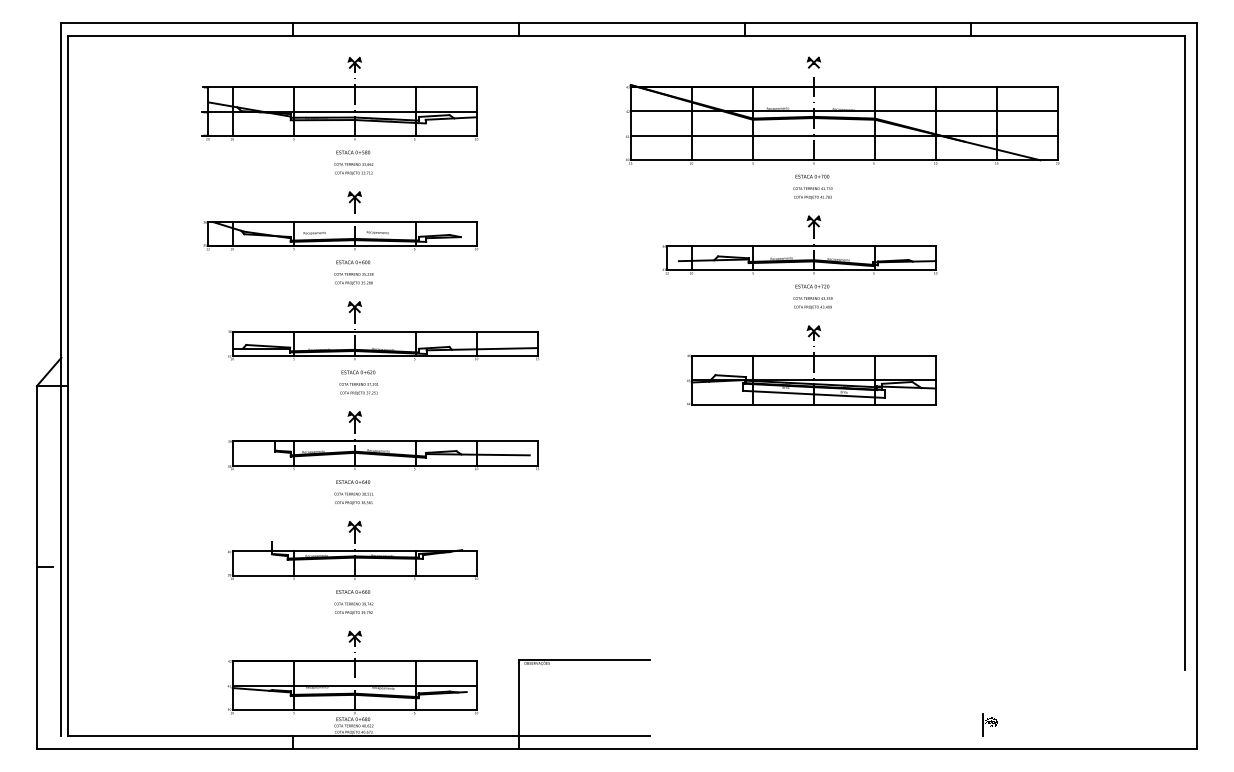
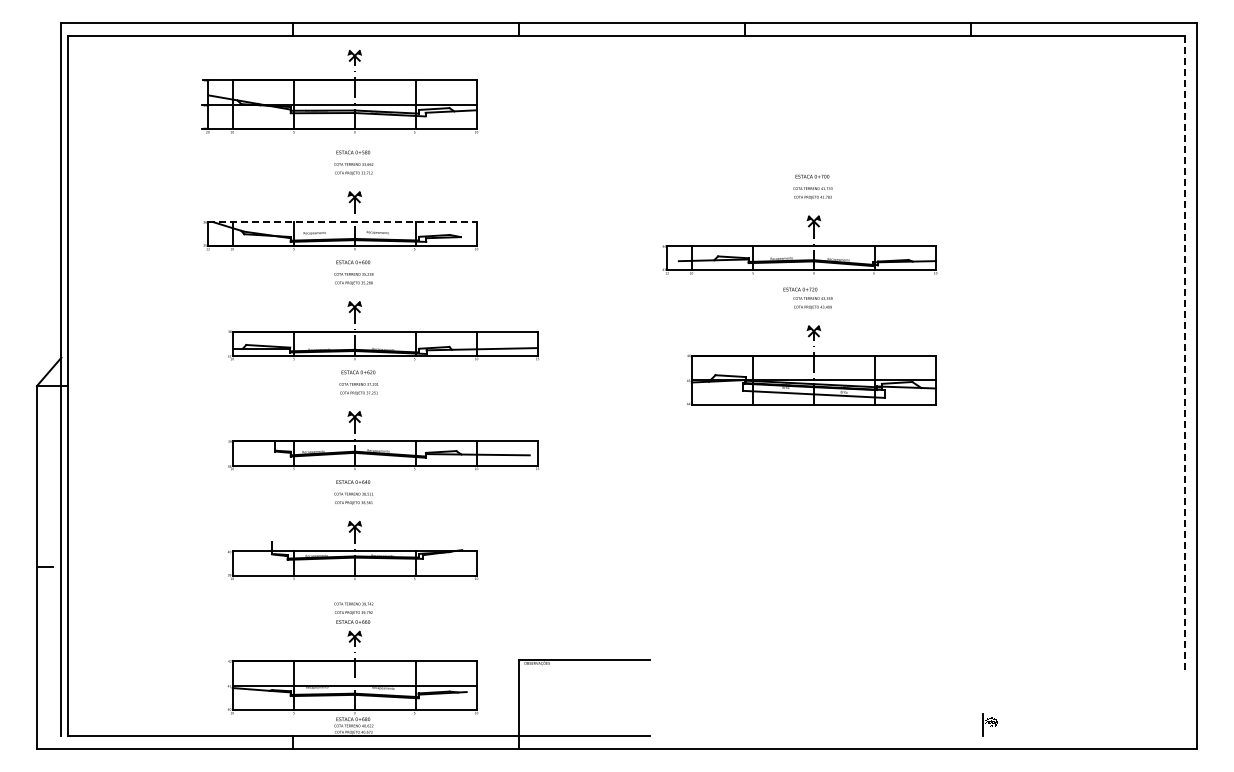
part position: (339, 98) -> (339, 91) (339, 91)
part: present -> none (842, 110)
line: solid -> dashed (343, 221)
text position: (812, 286) -> (800, 289) (800, 289)
line: solid -> dashed (1184, 352)
text position: (353, 591) -> (353, 621) (353, 621)
